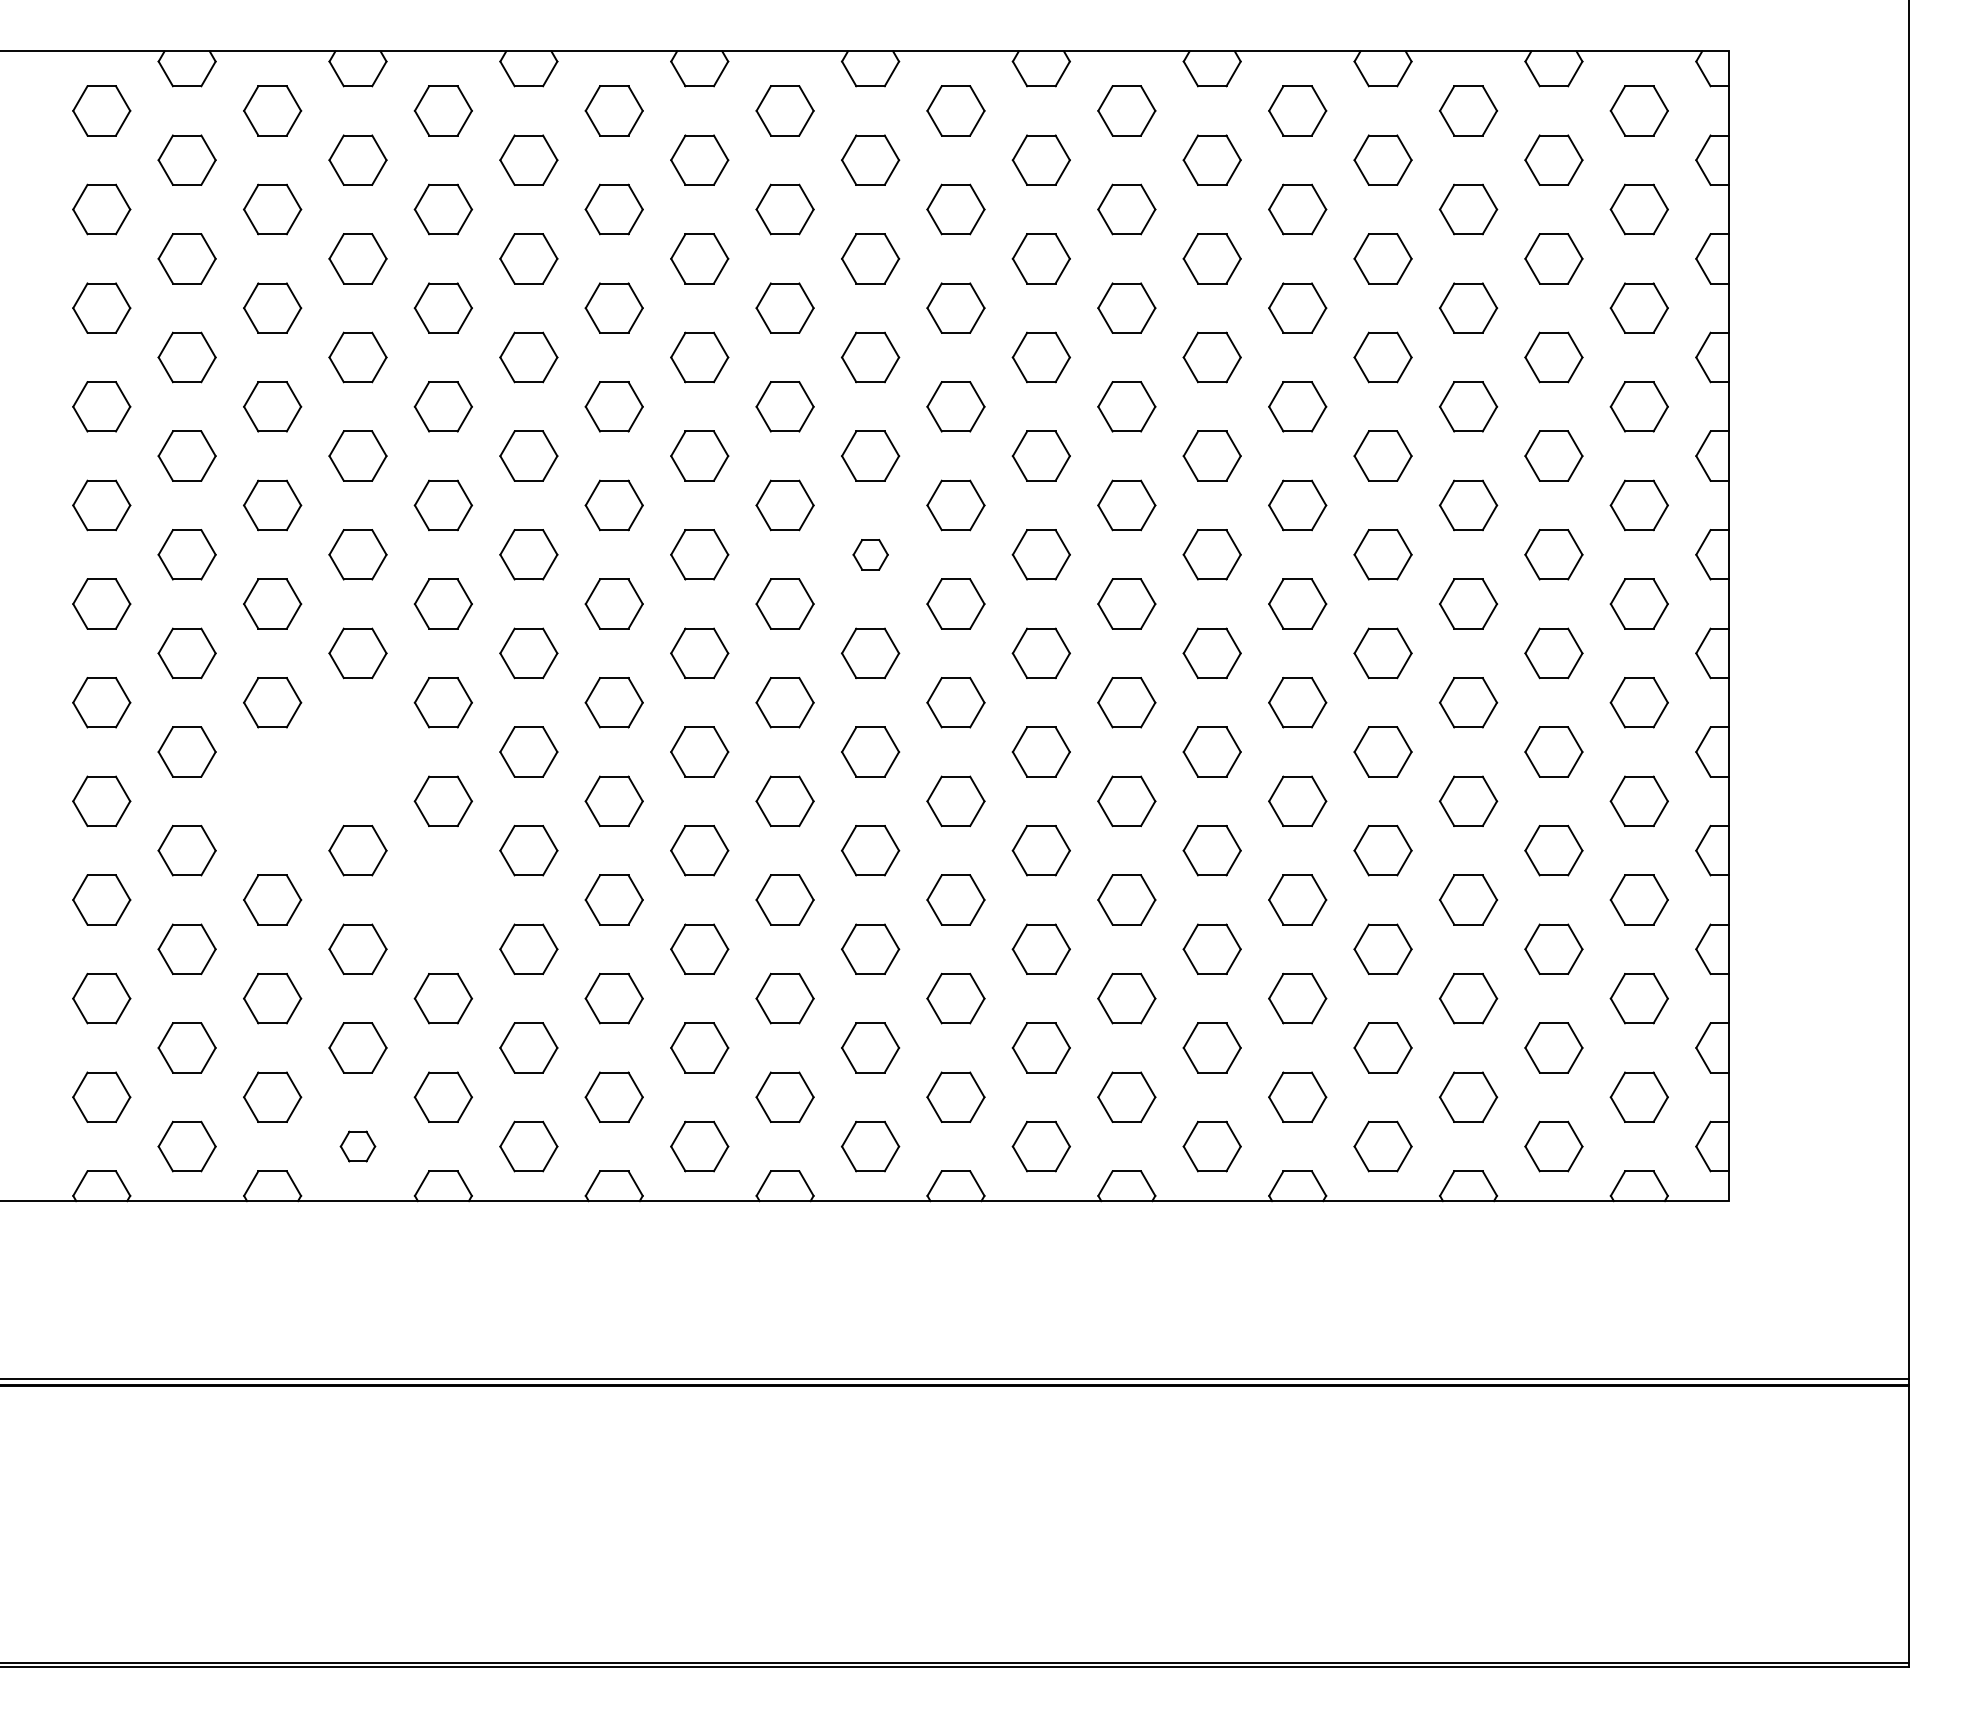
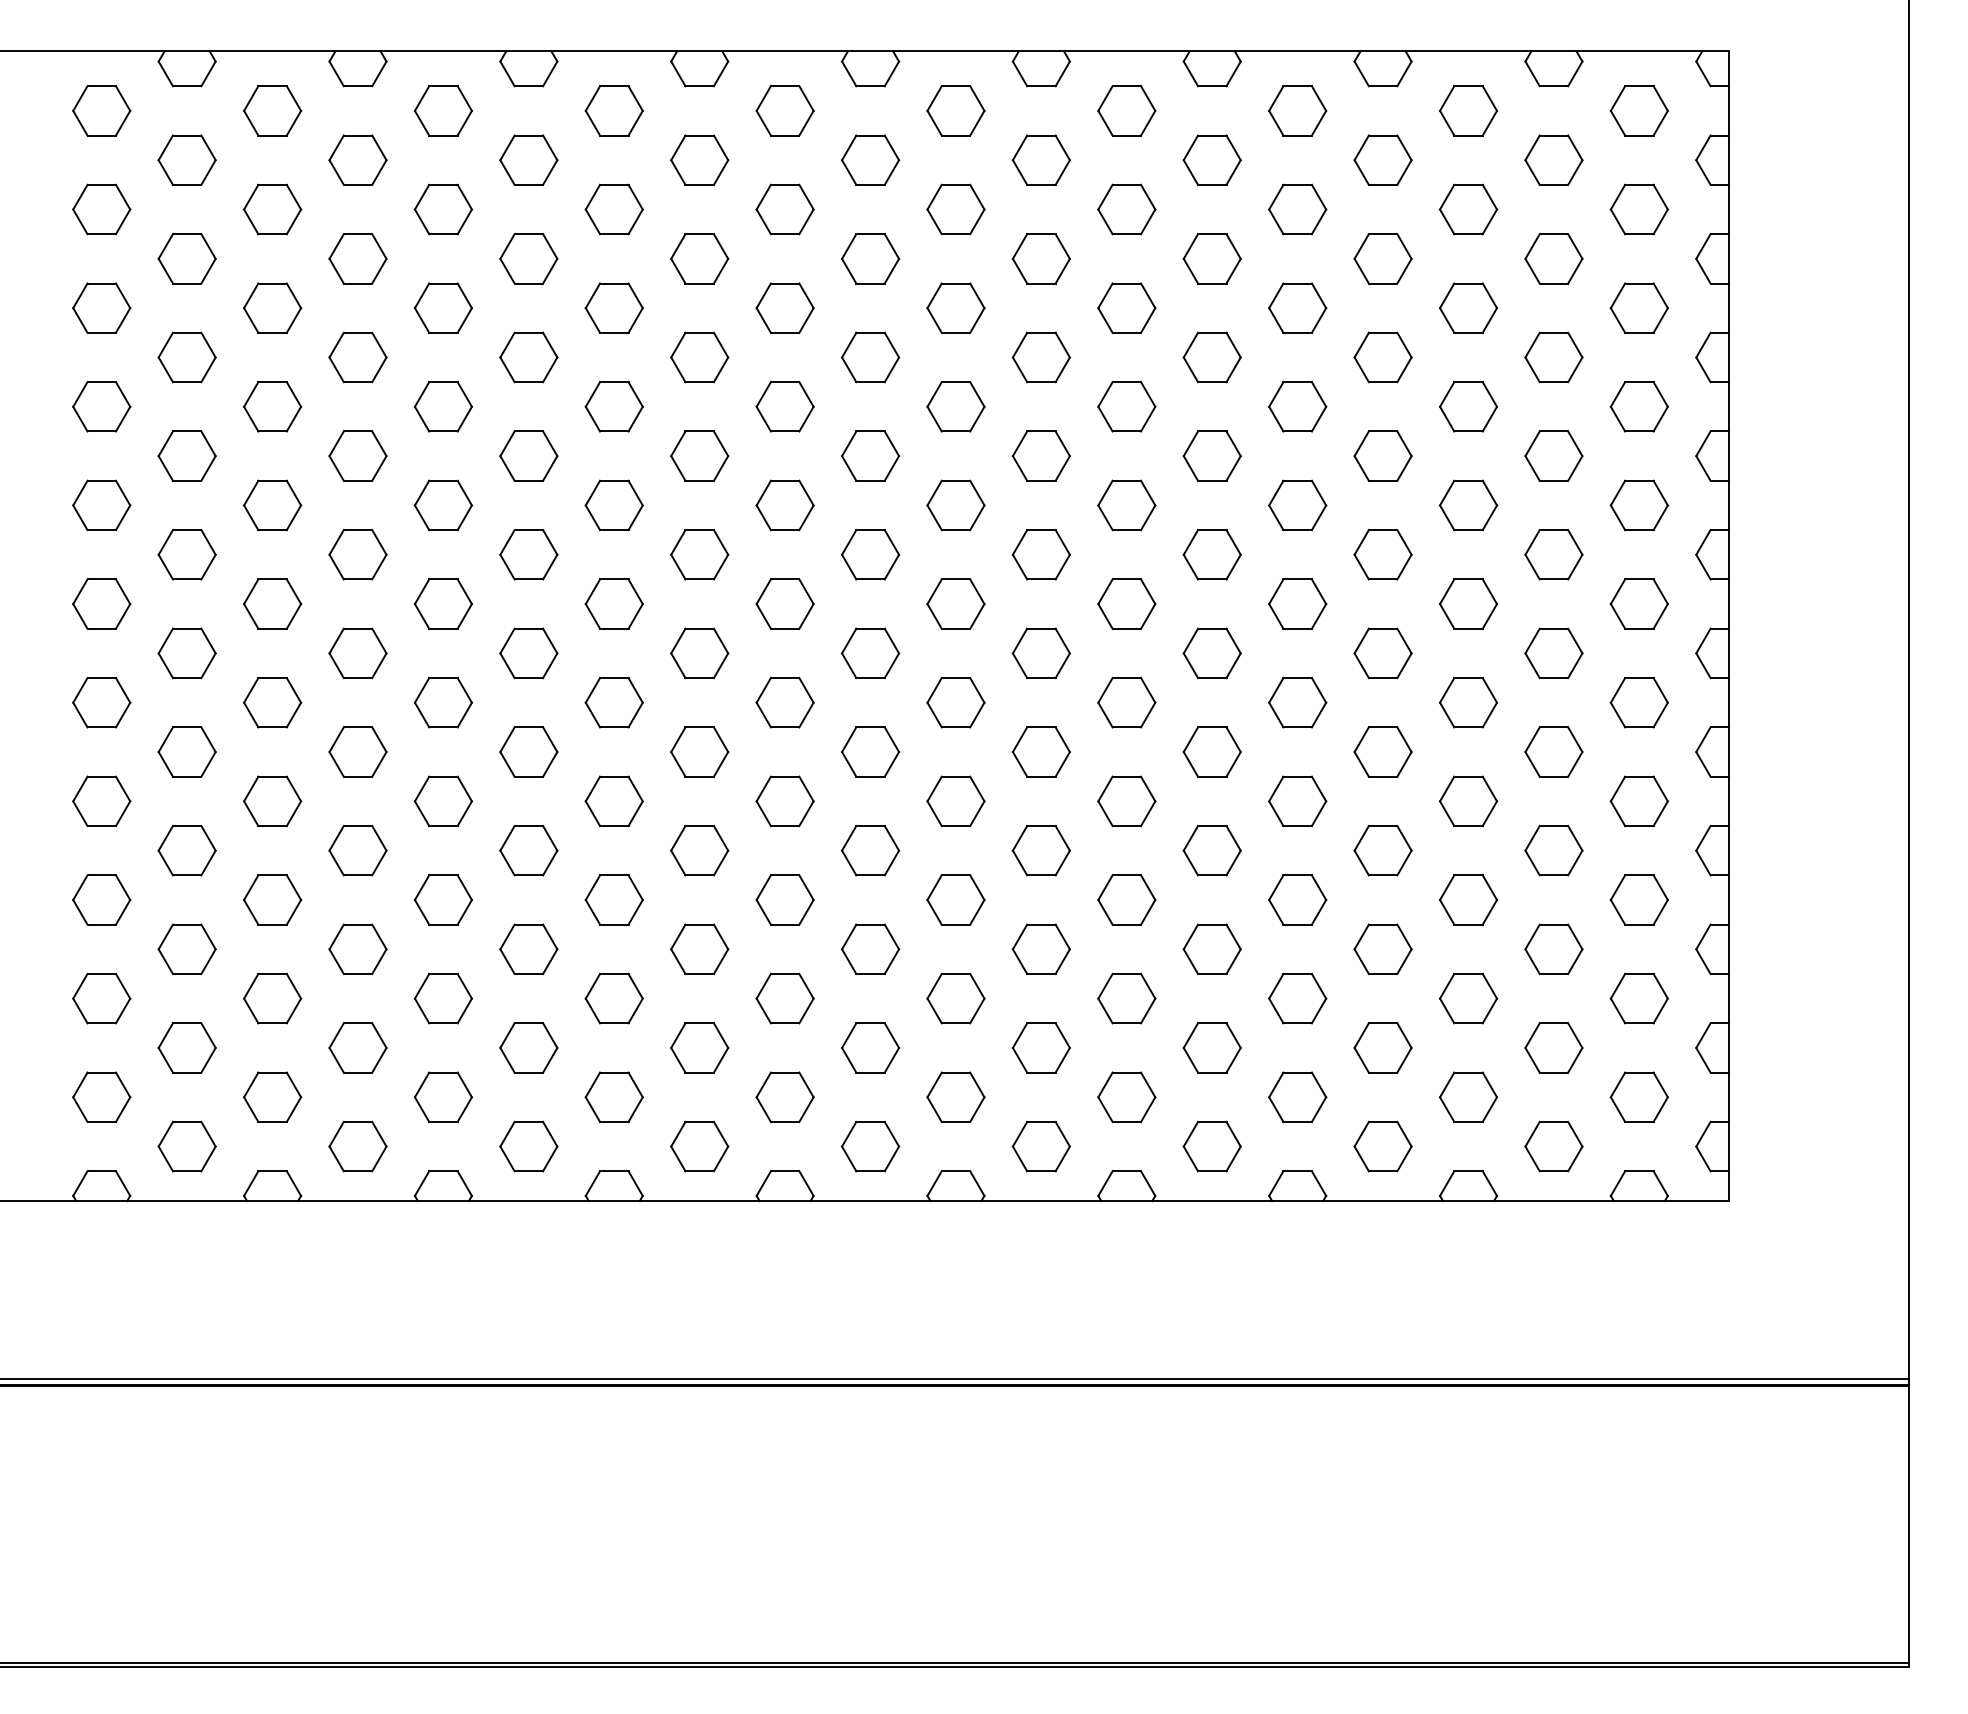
part size: 37x32 px -> 60x52 px (870, 554)
part: none -> present (357, 751)
part: none -> present (272, 800)
part: none -> present (442, 899)
part size: 38x33 px -> 60x53 px (357, 1146)
